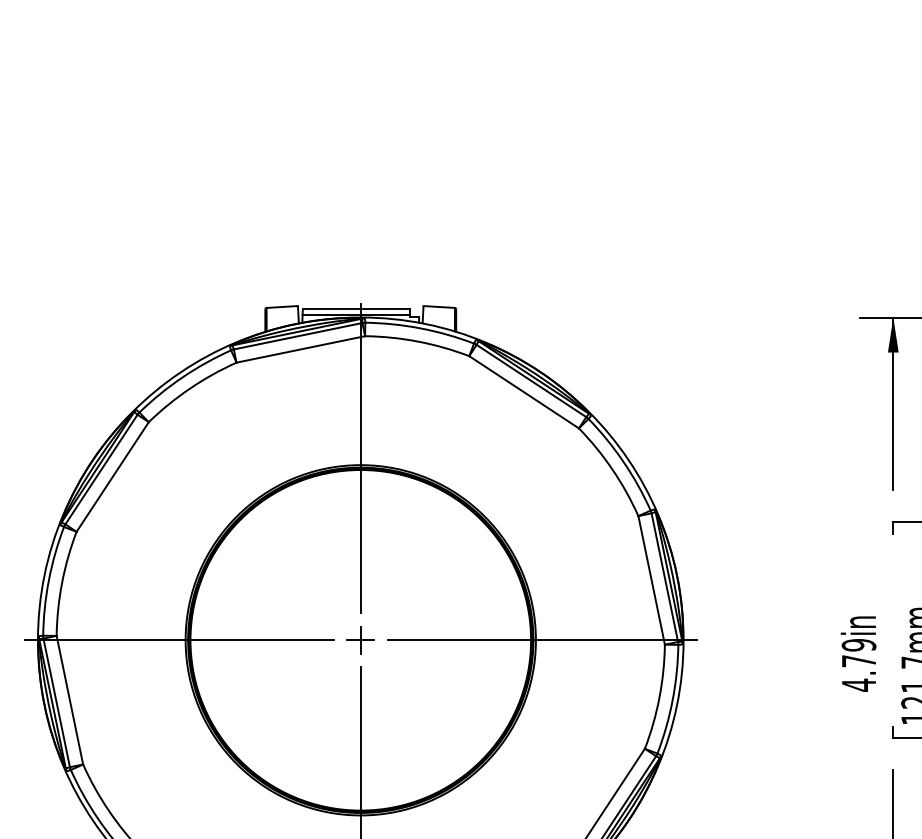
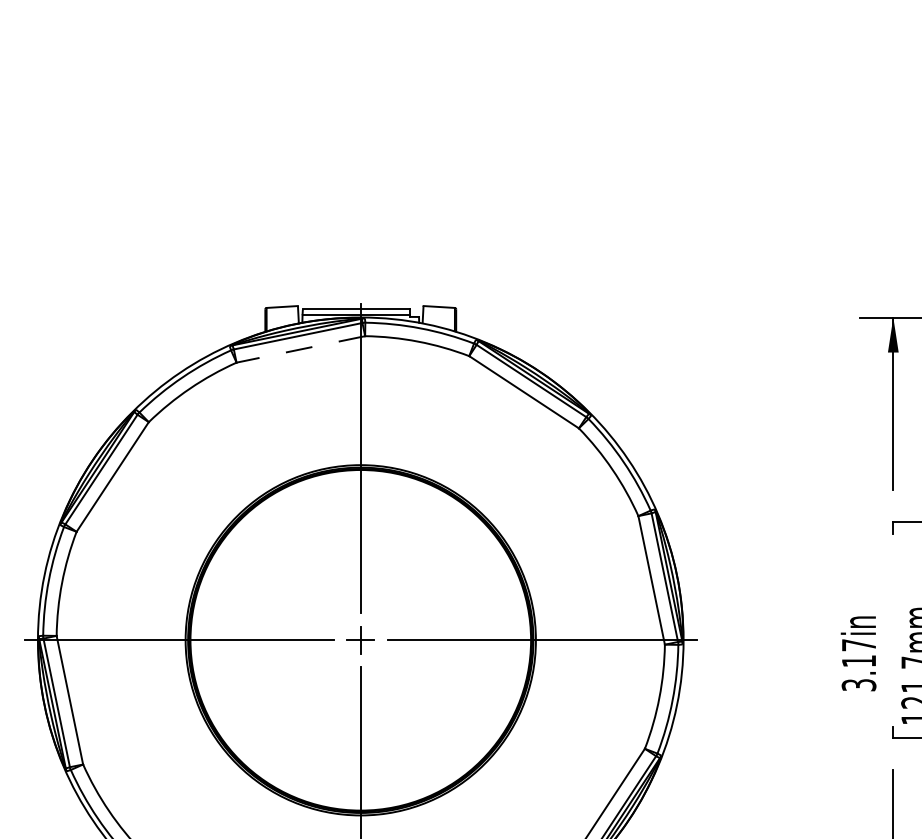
line: solid -> dashed (300, 349)
text: 4.79in -> 3.17in (858, 665)
